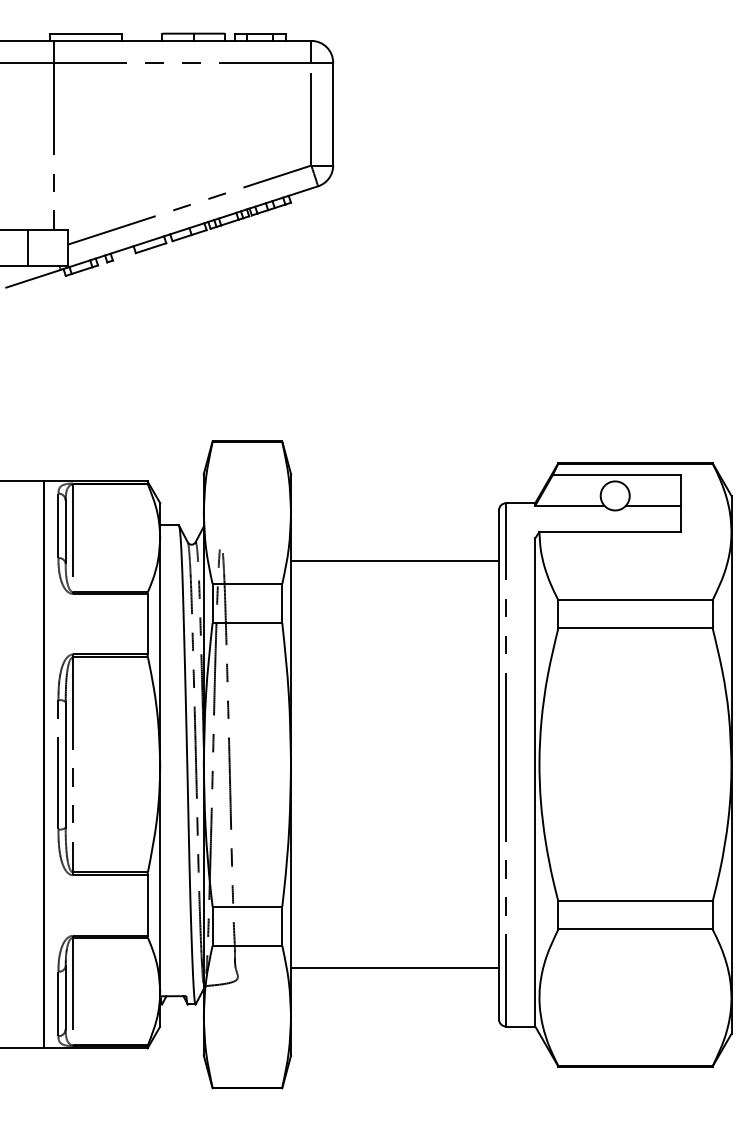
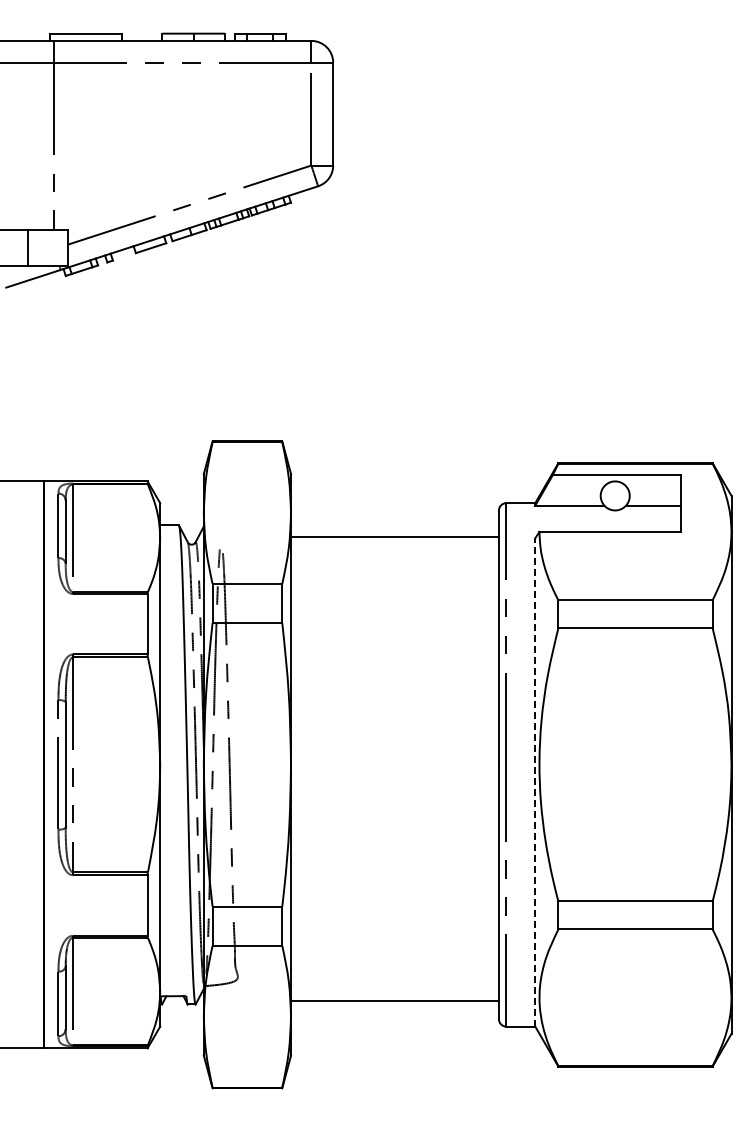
line position: (394, 561) -> (394, 537) (394, 537)
line: solid -> dashed (535, 781)
line position: (394, 968) -> (394, 1001) (394, 1001)
